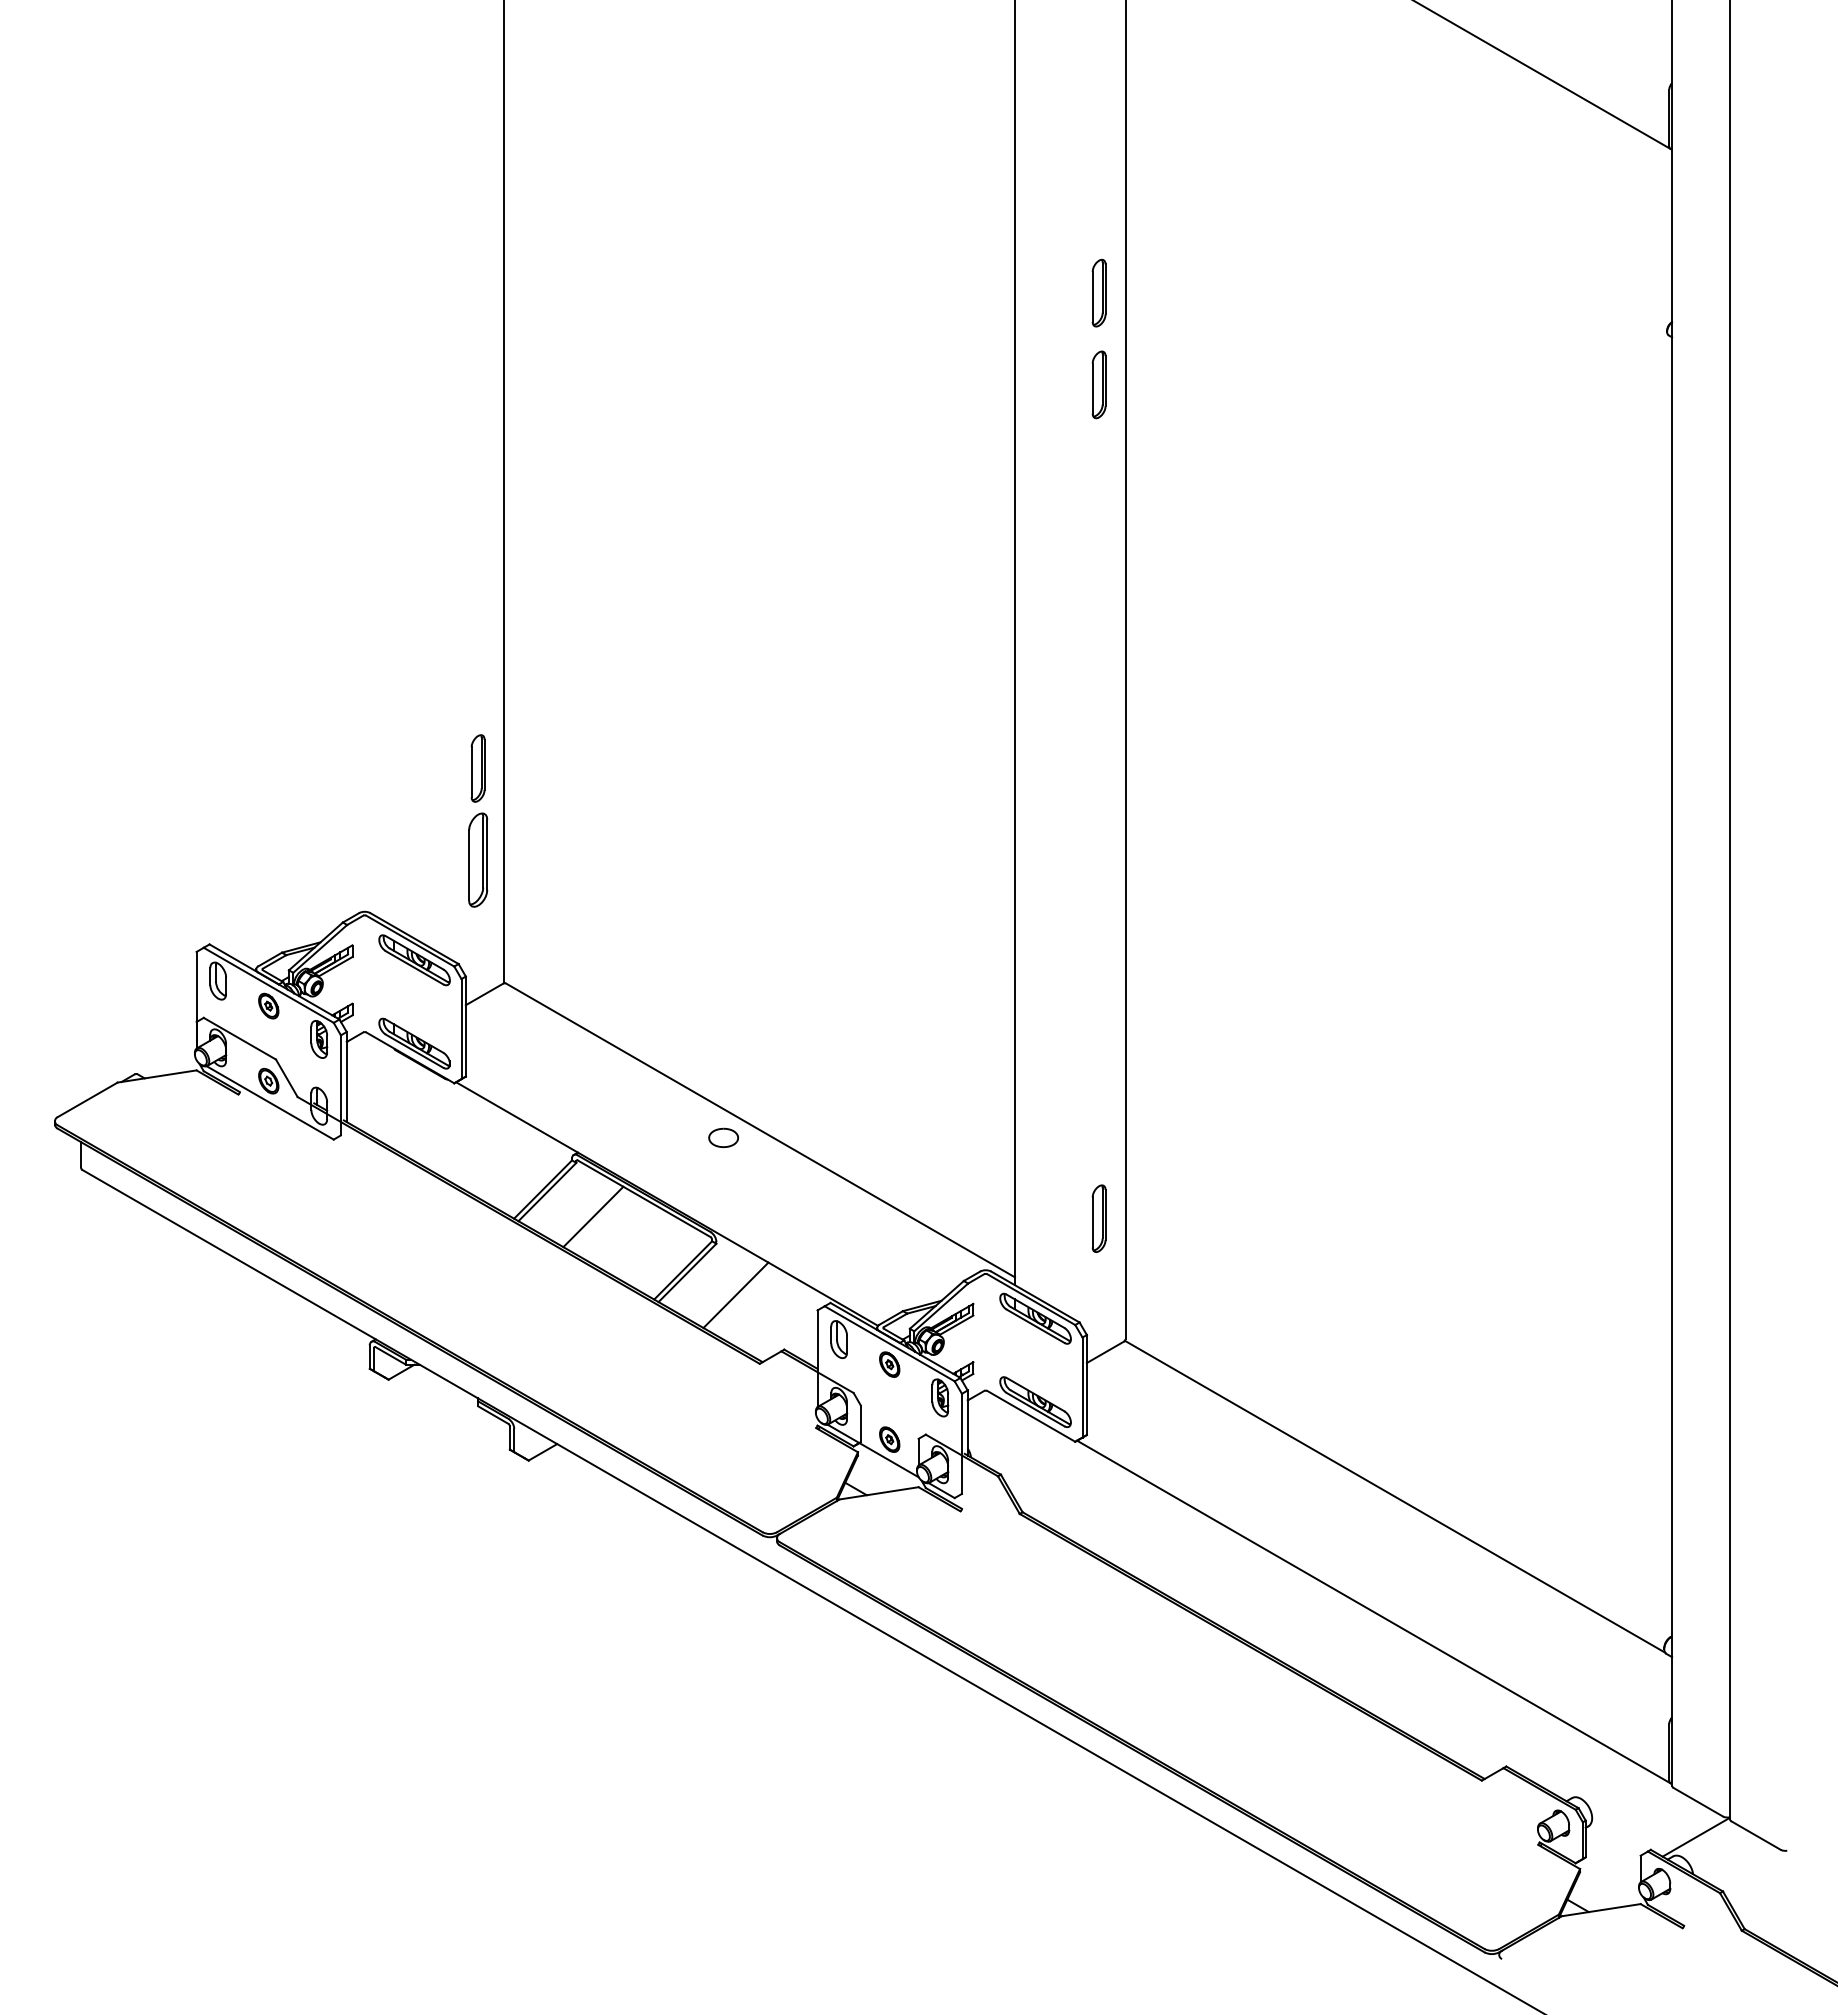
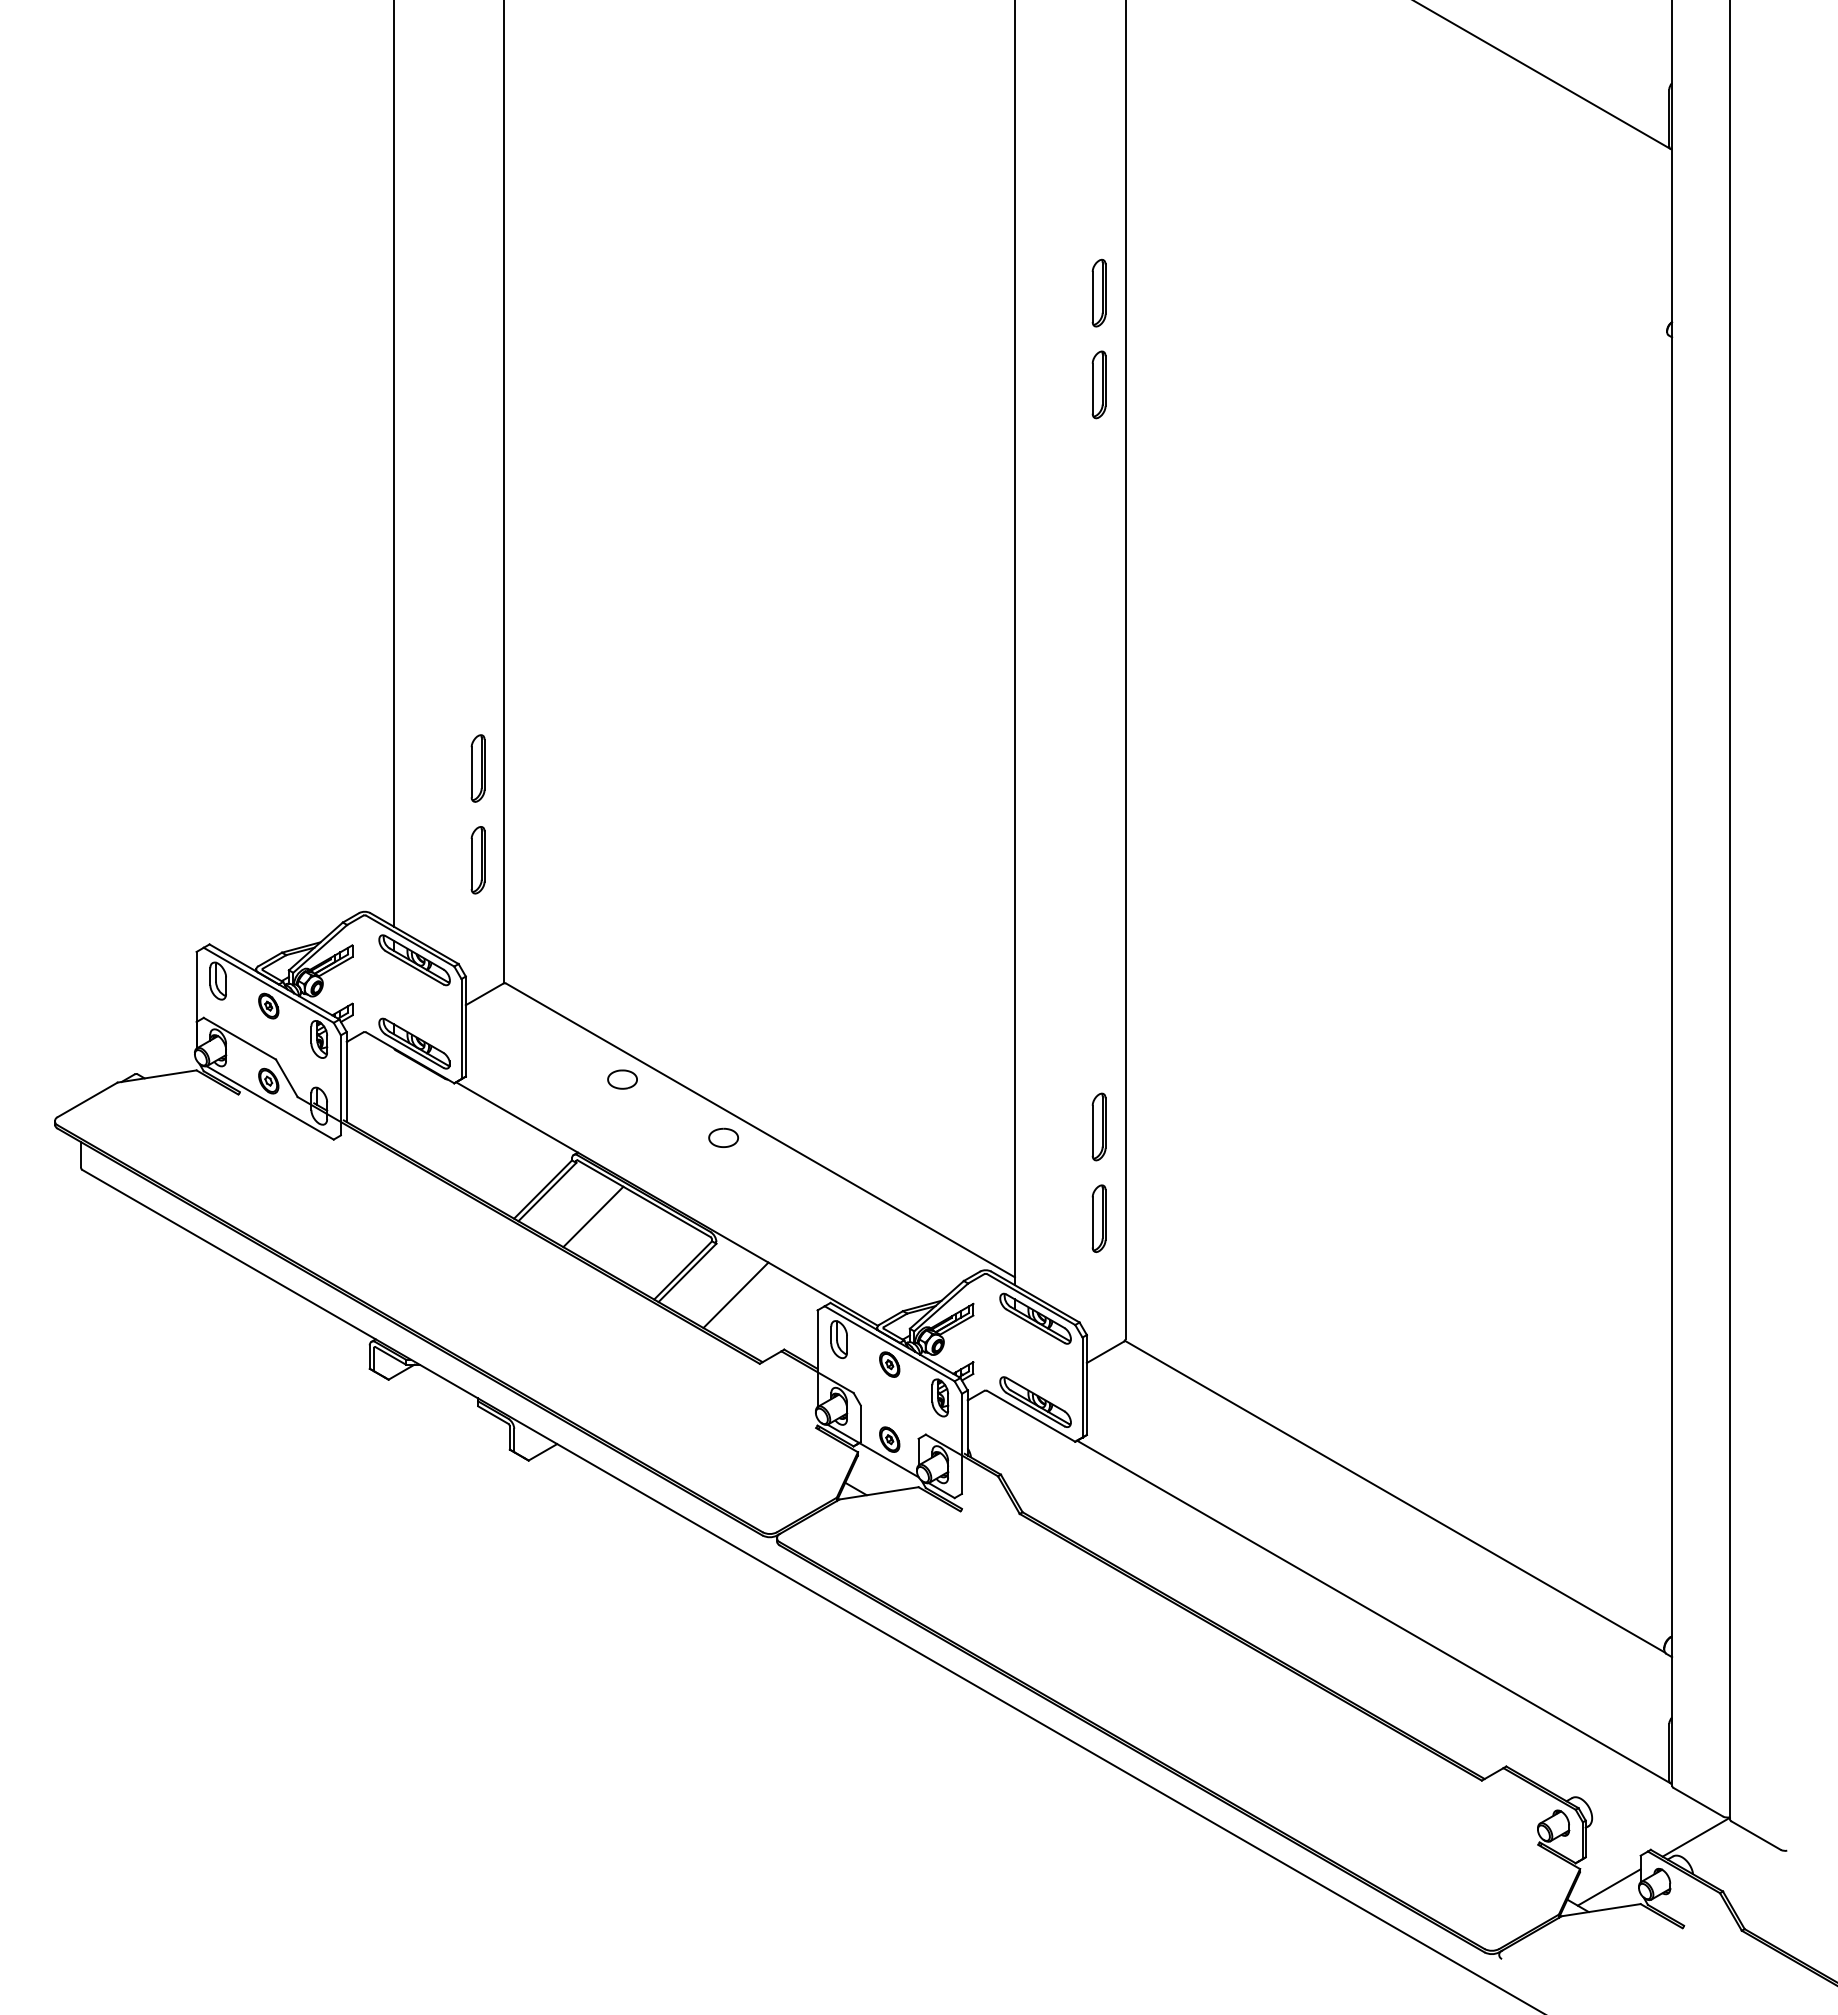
line: none -> present (394, 464)
part size: 21x96 px -> 16x69 px (477, 860)
part: none -> present (622, 1079)
part: none -> present (1098, 1126)
line: none -> present (1608, 1887)
